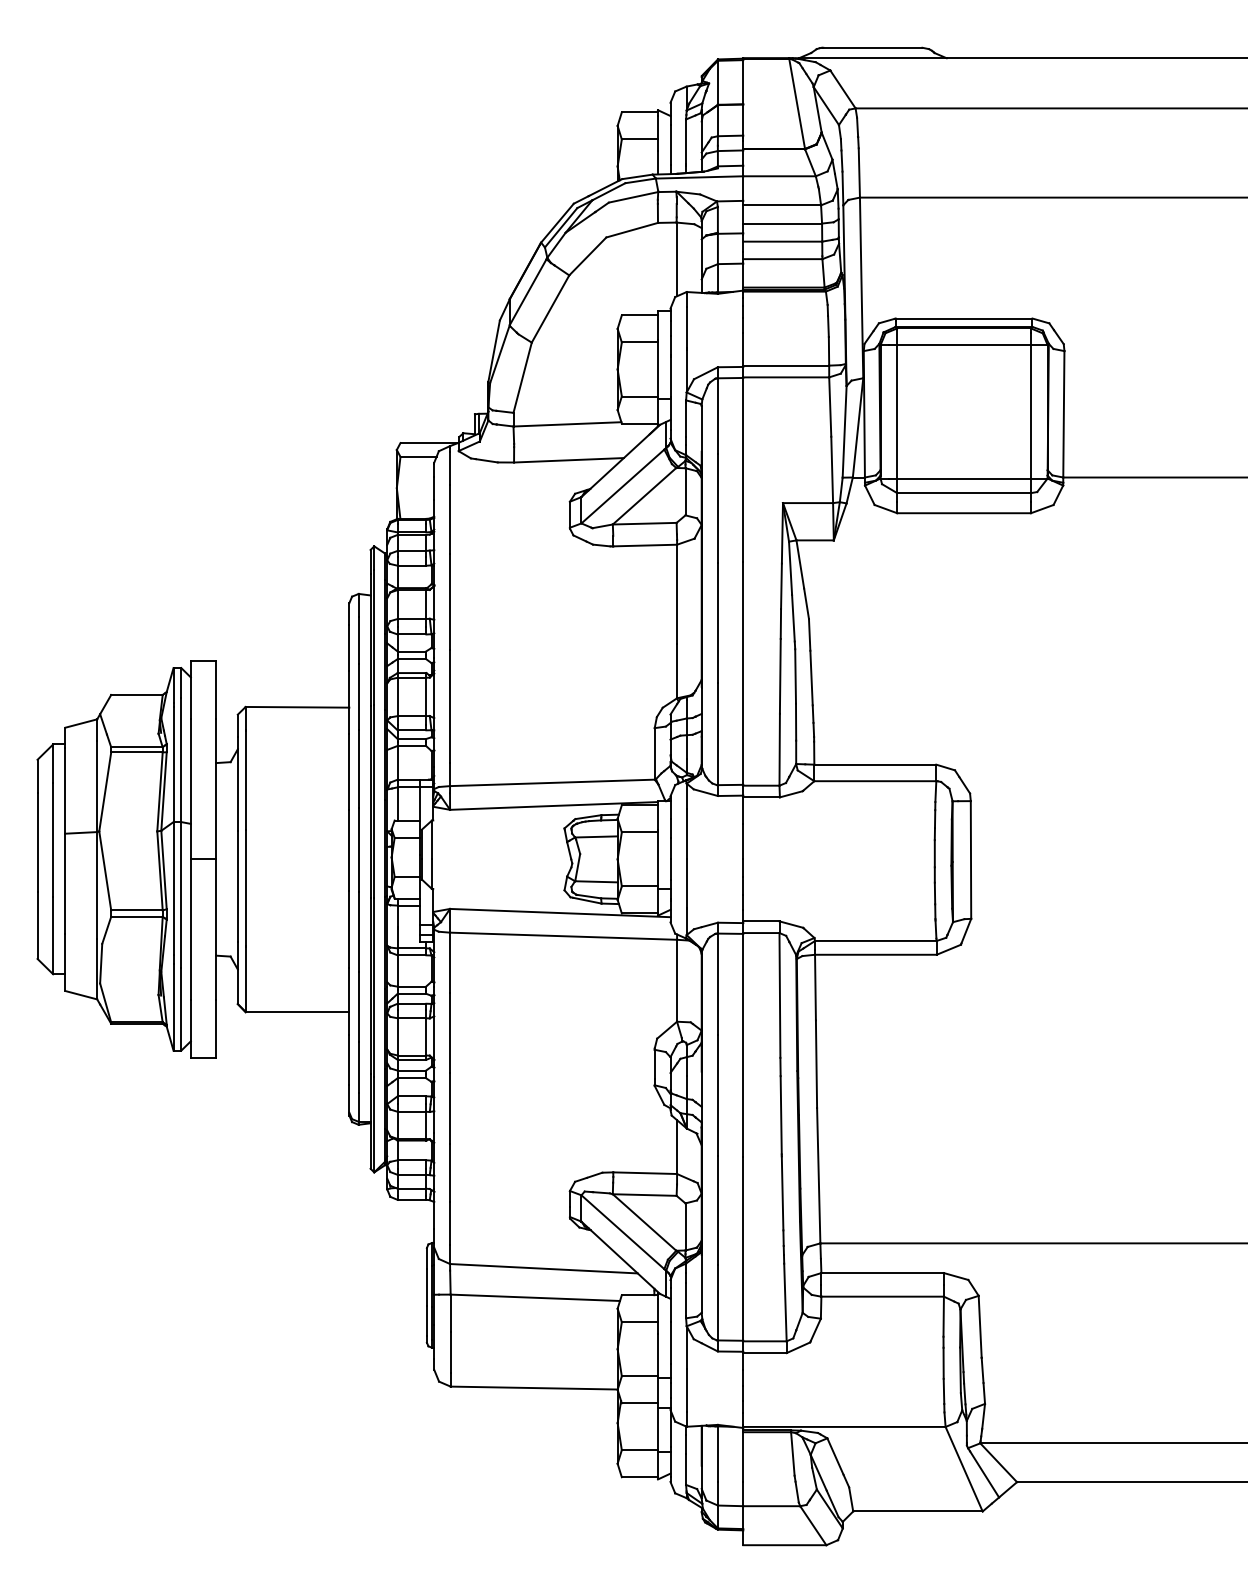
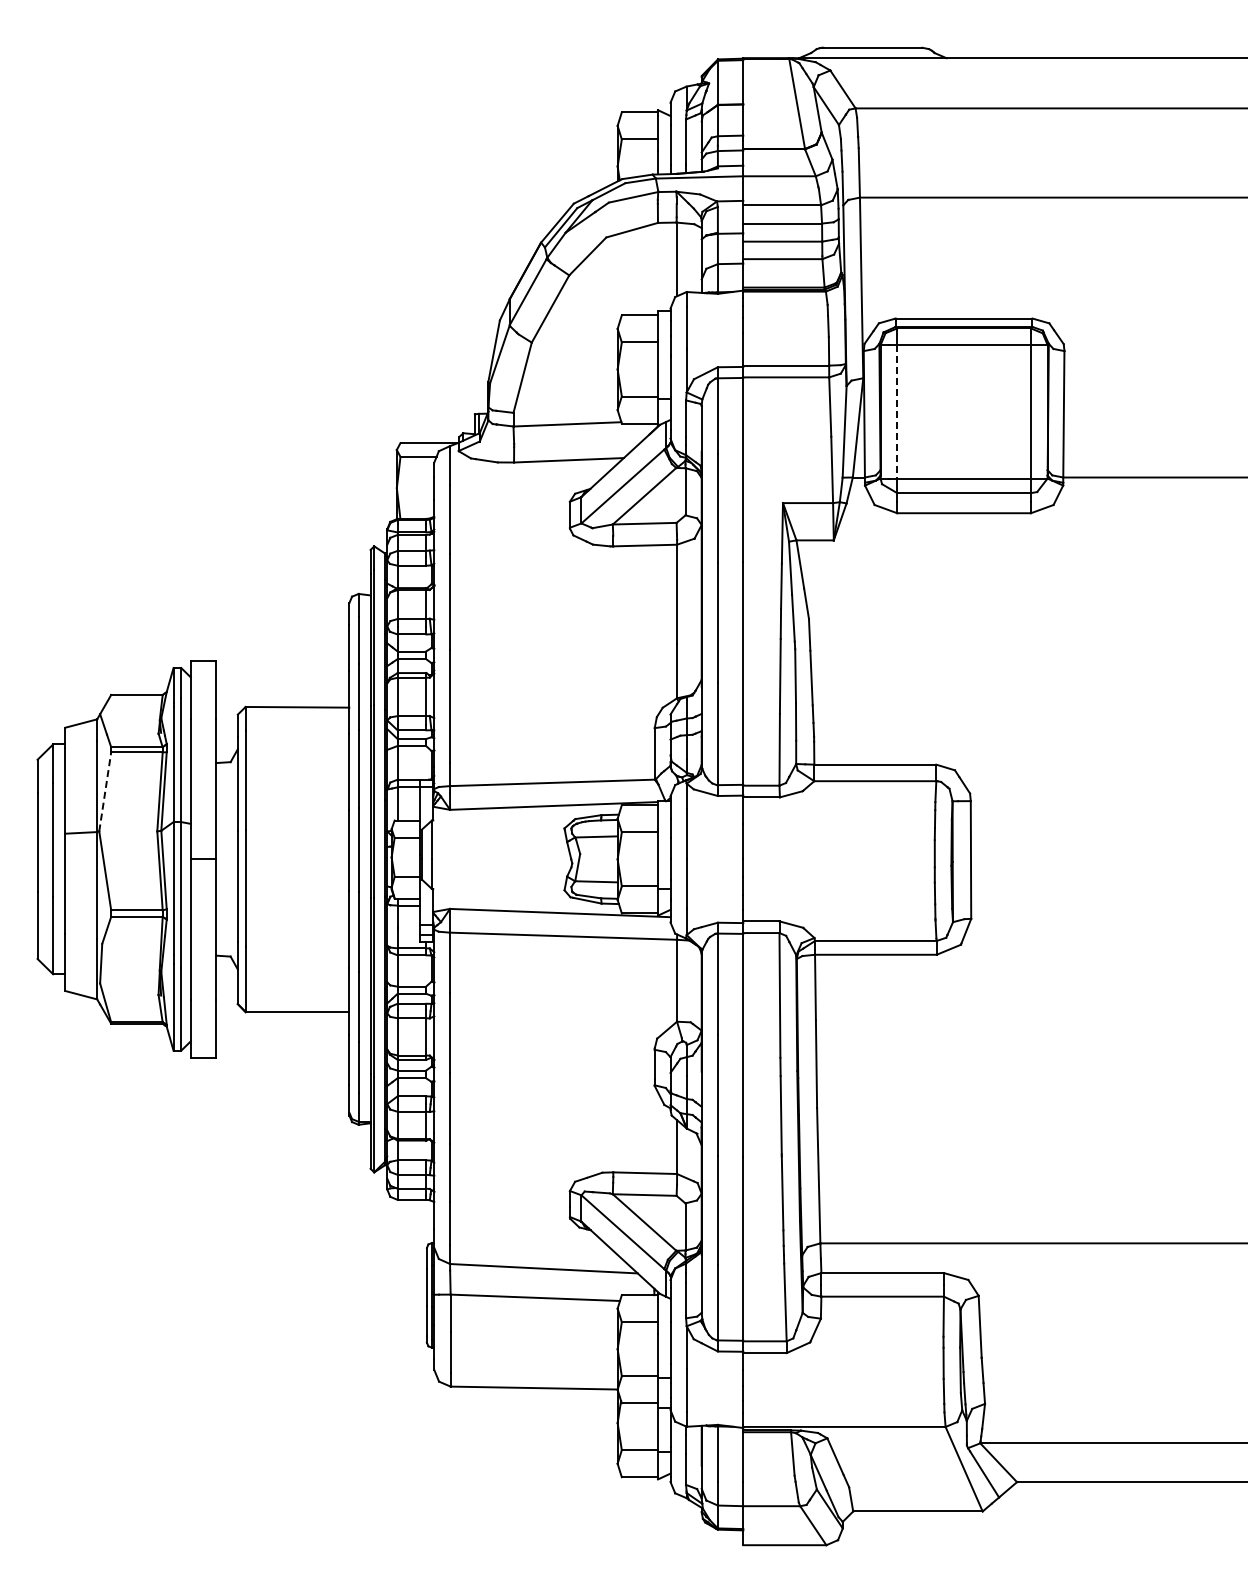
line: solid -> dashed (897, 411)
line: solid -> dashed (105, 791)
